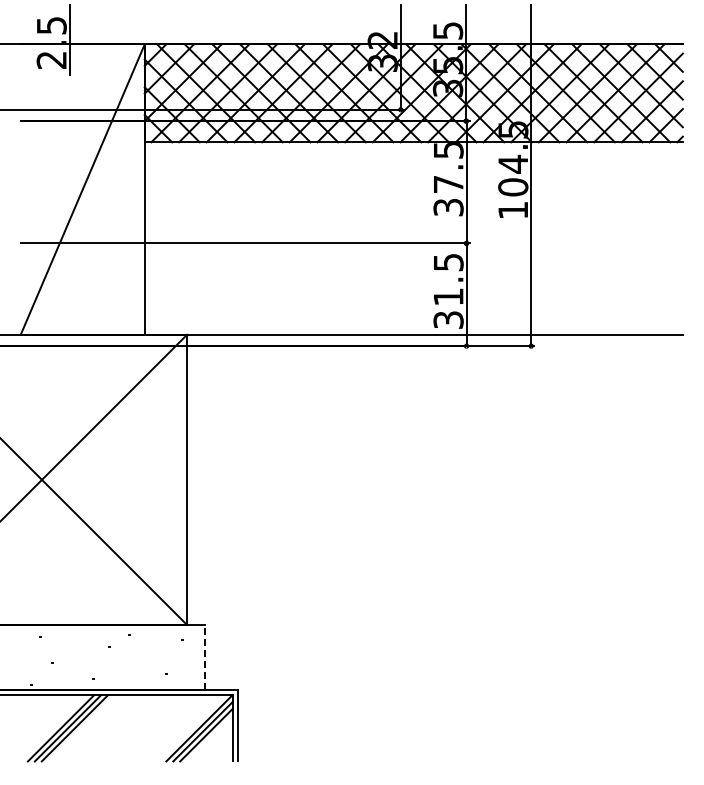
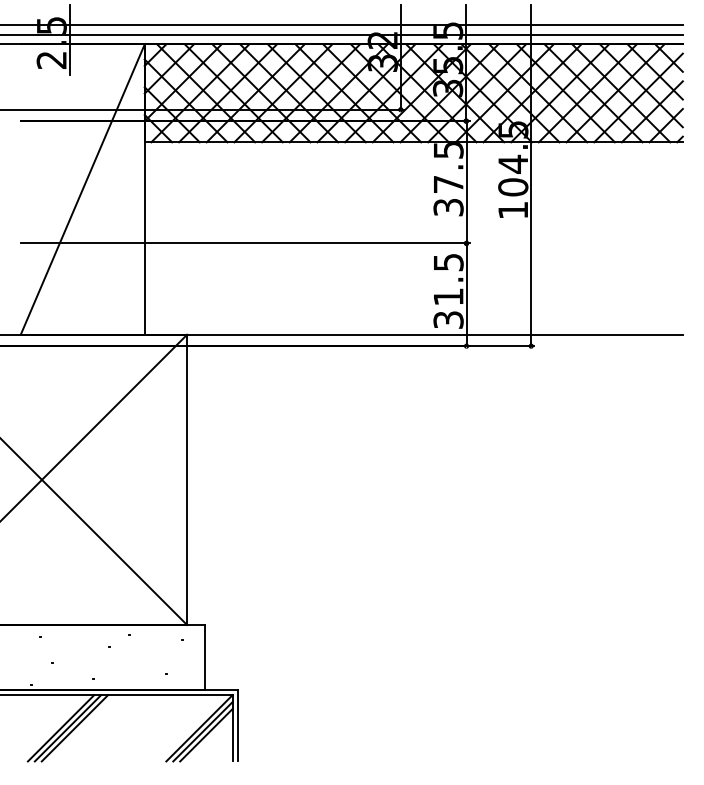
line: none -> present (342, 24)
line: none -> present (342, 34)
line: dashed -> solid (205, 657)
